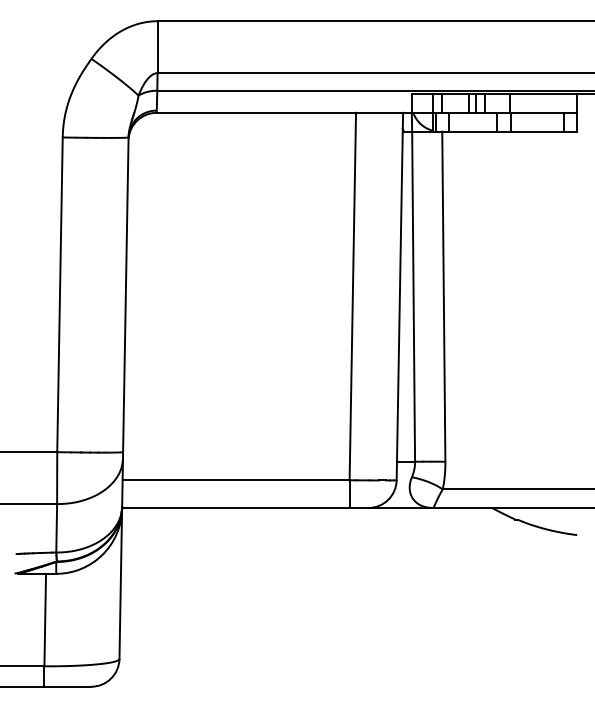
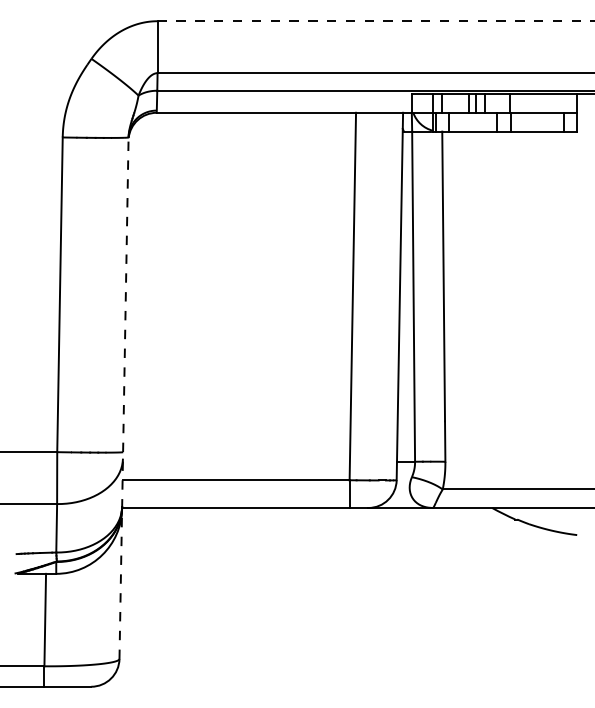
line: solid -> dashed (376, 21)
line: solid -> dashed (124, 398)
